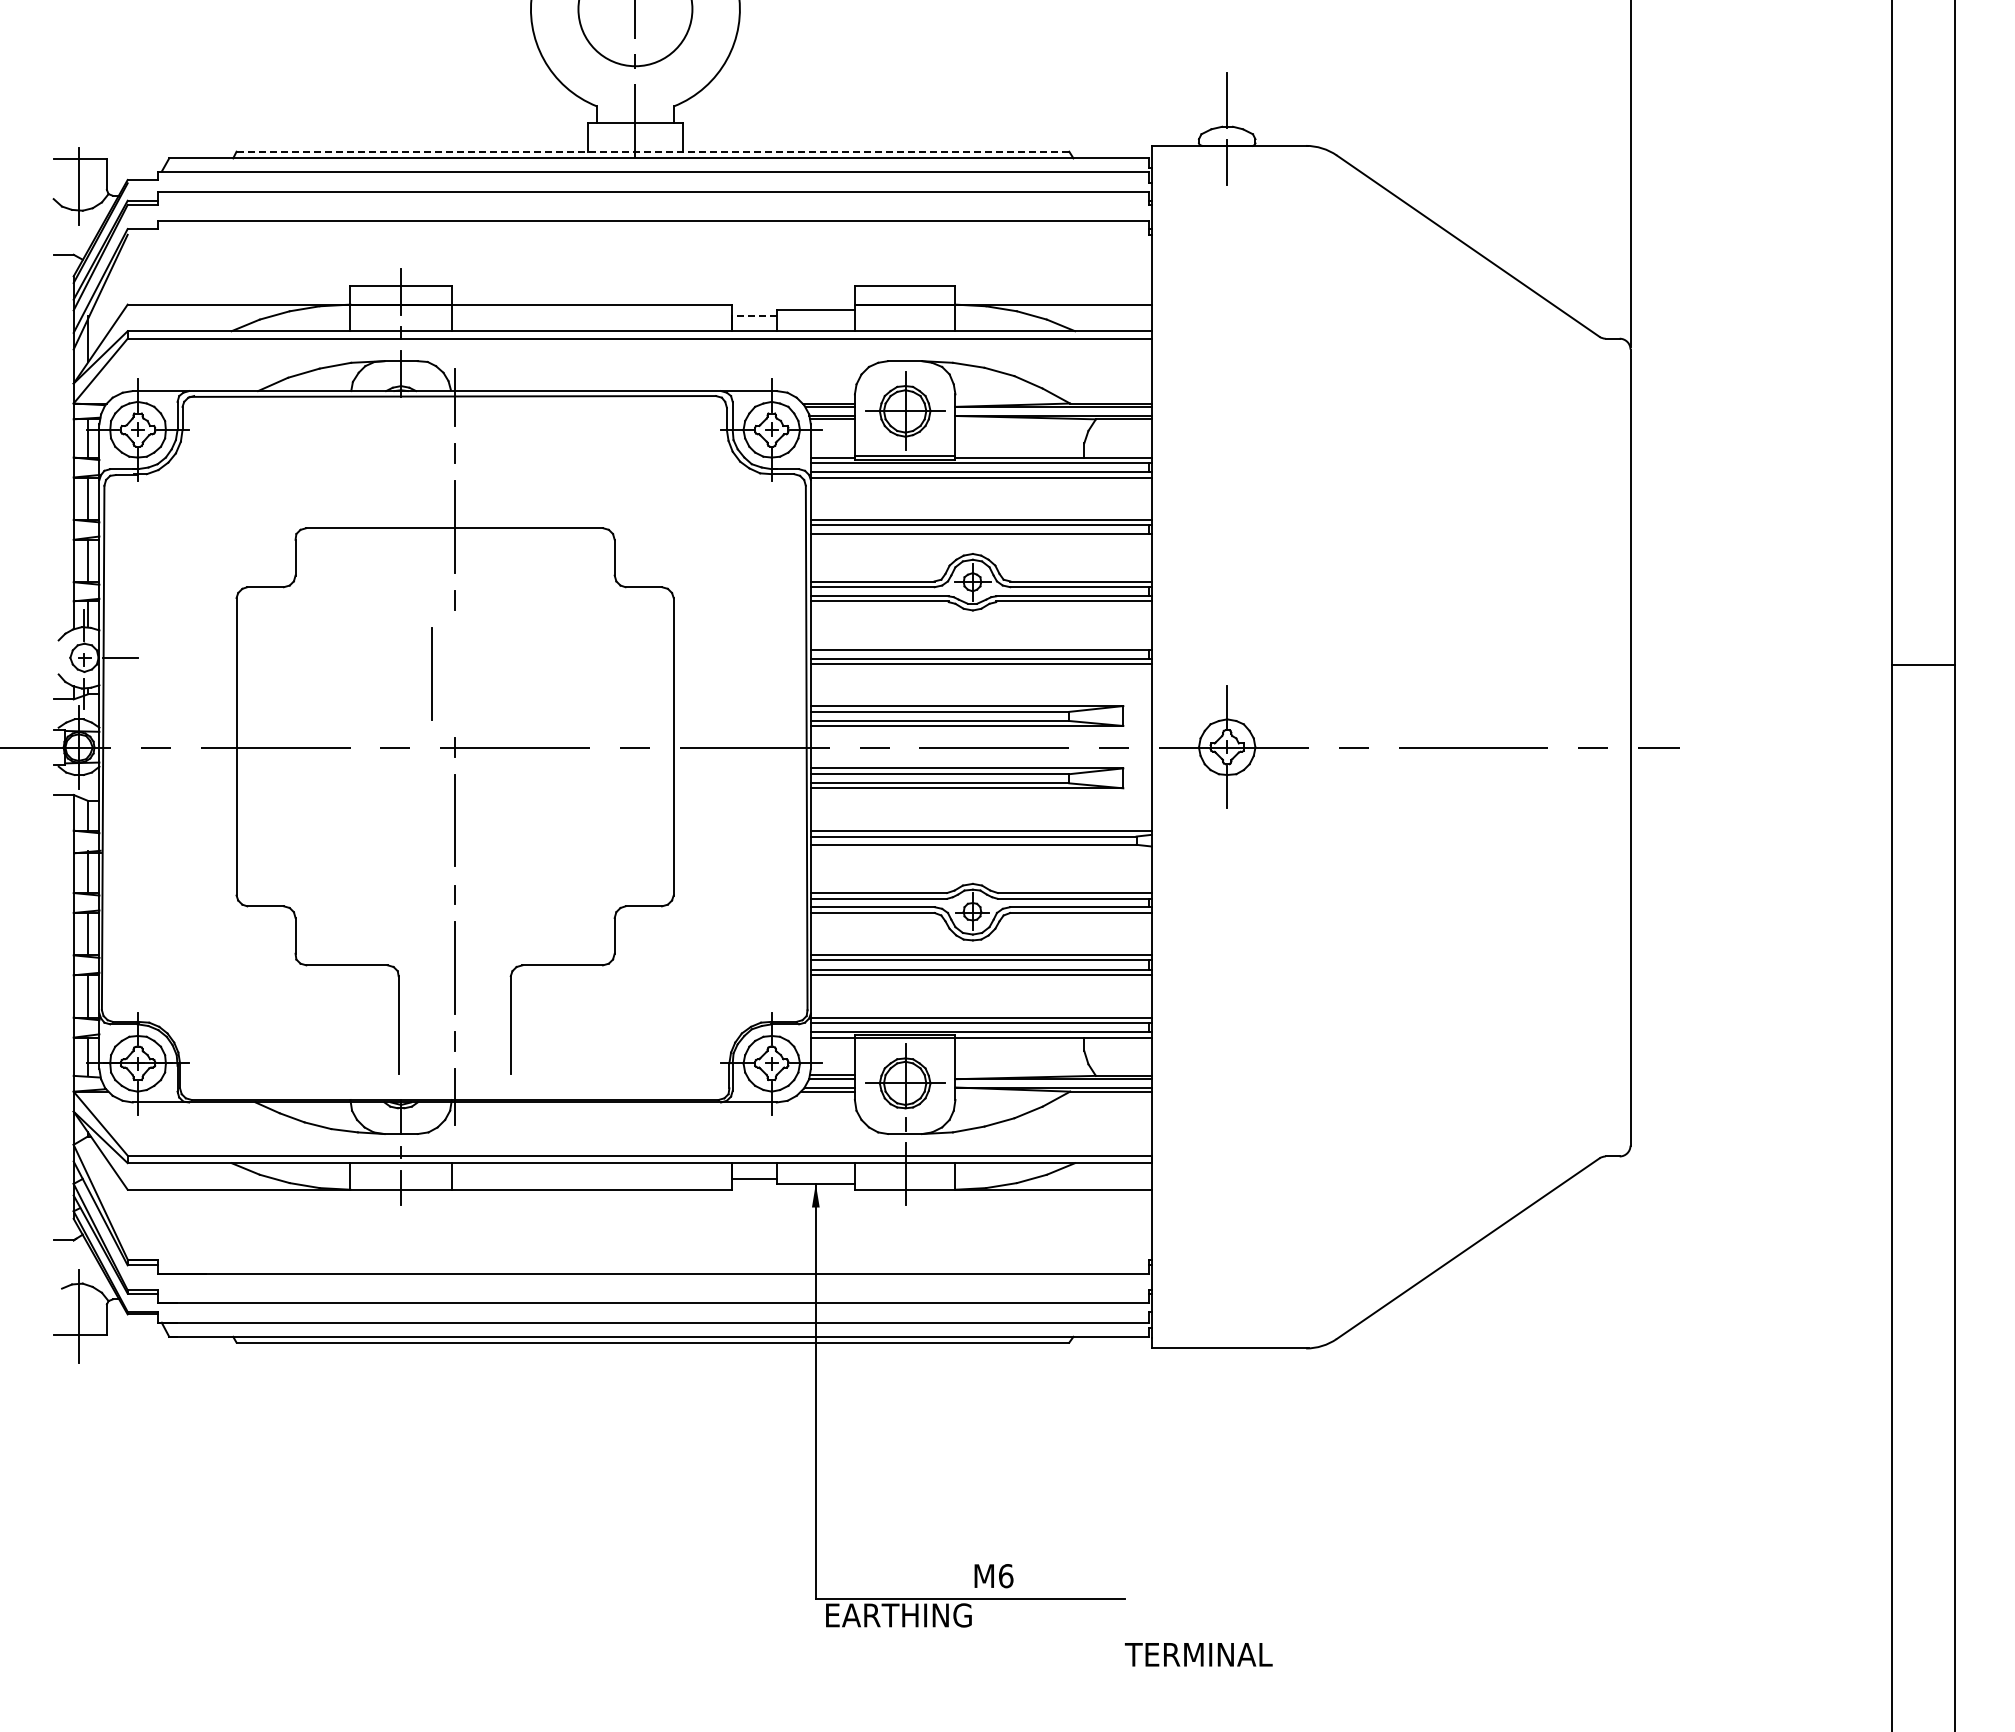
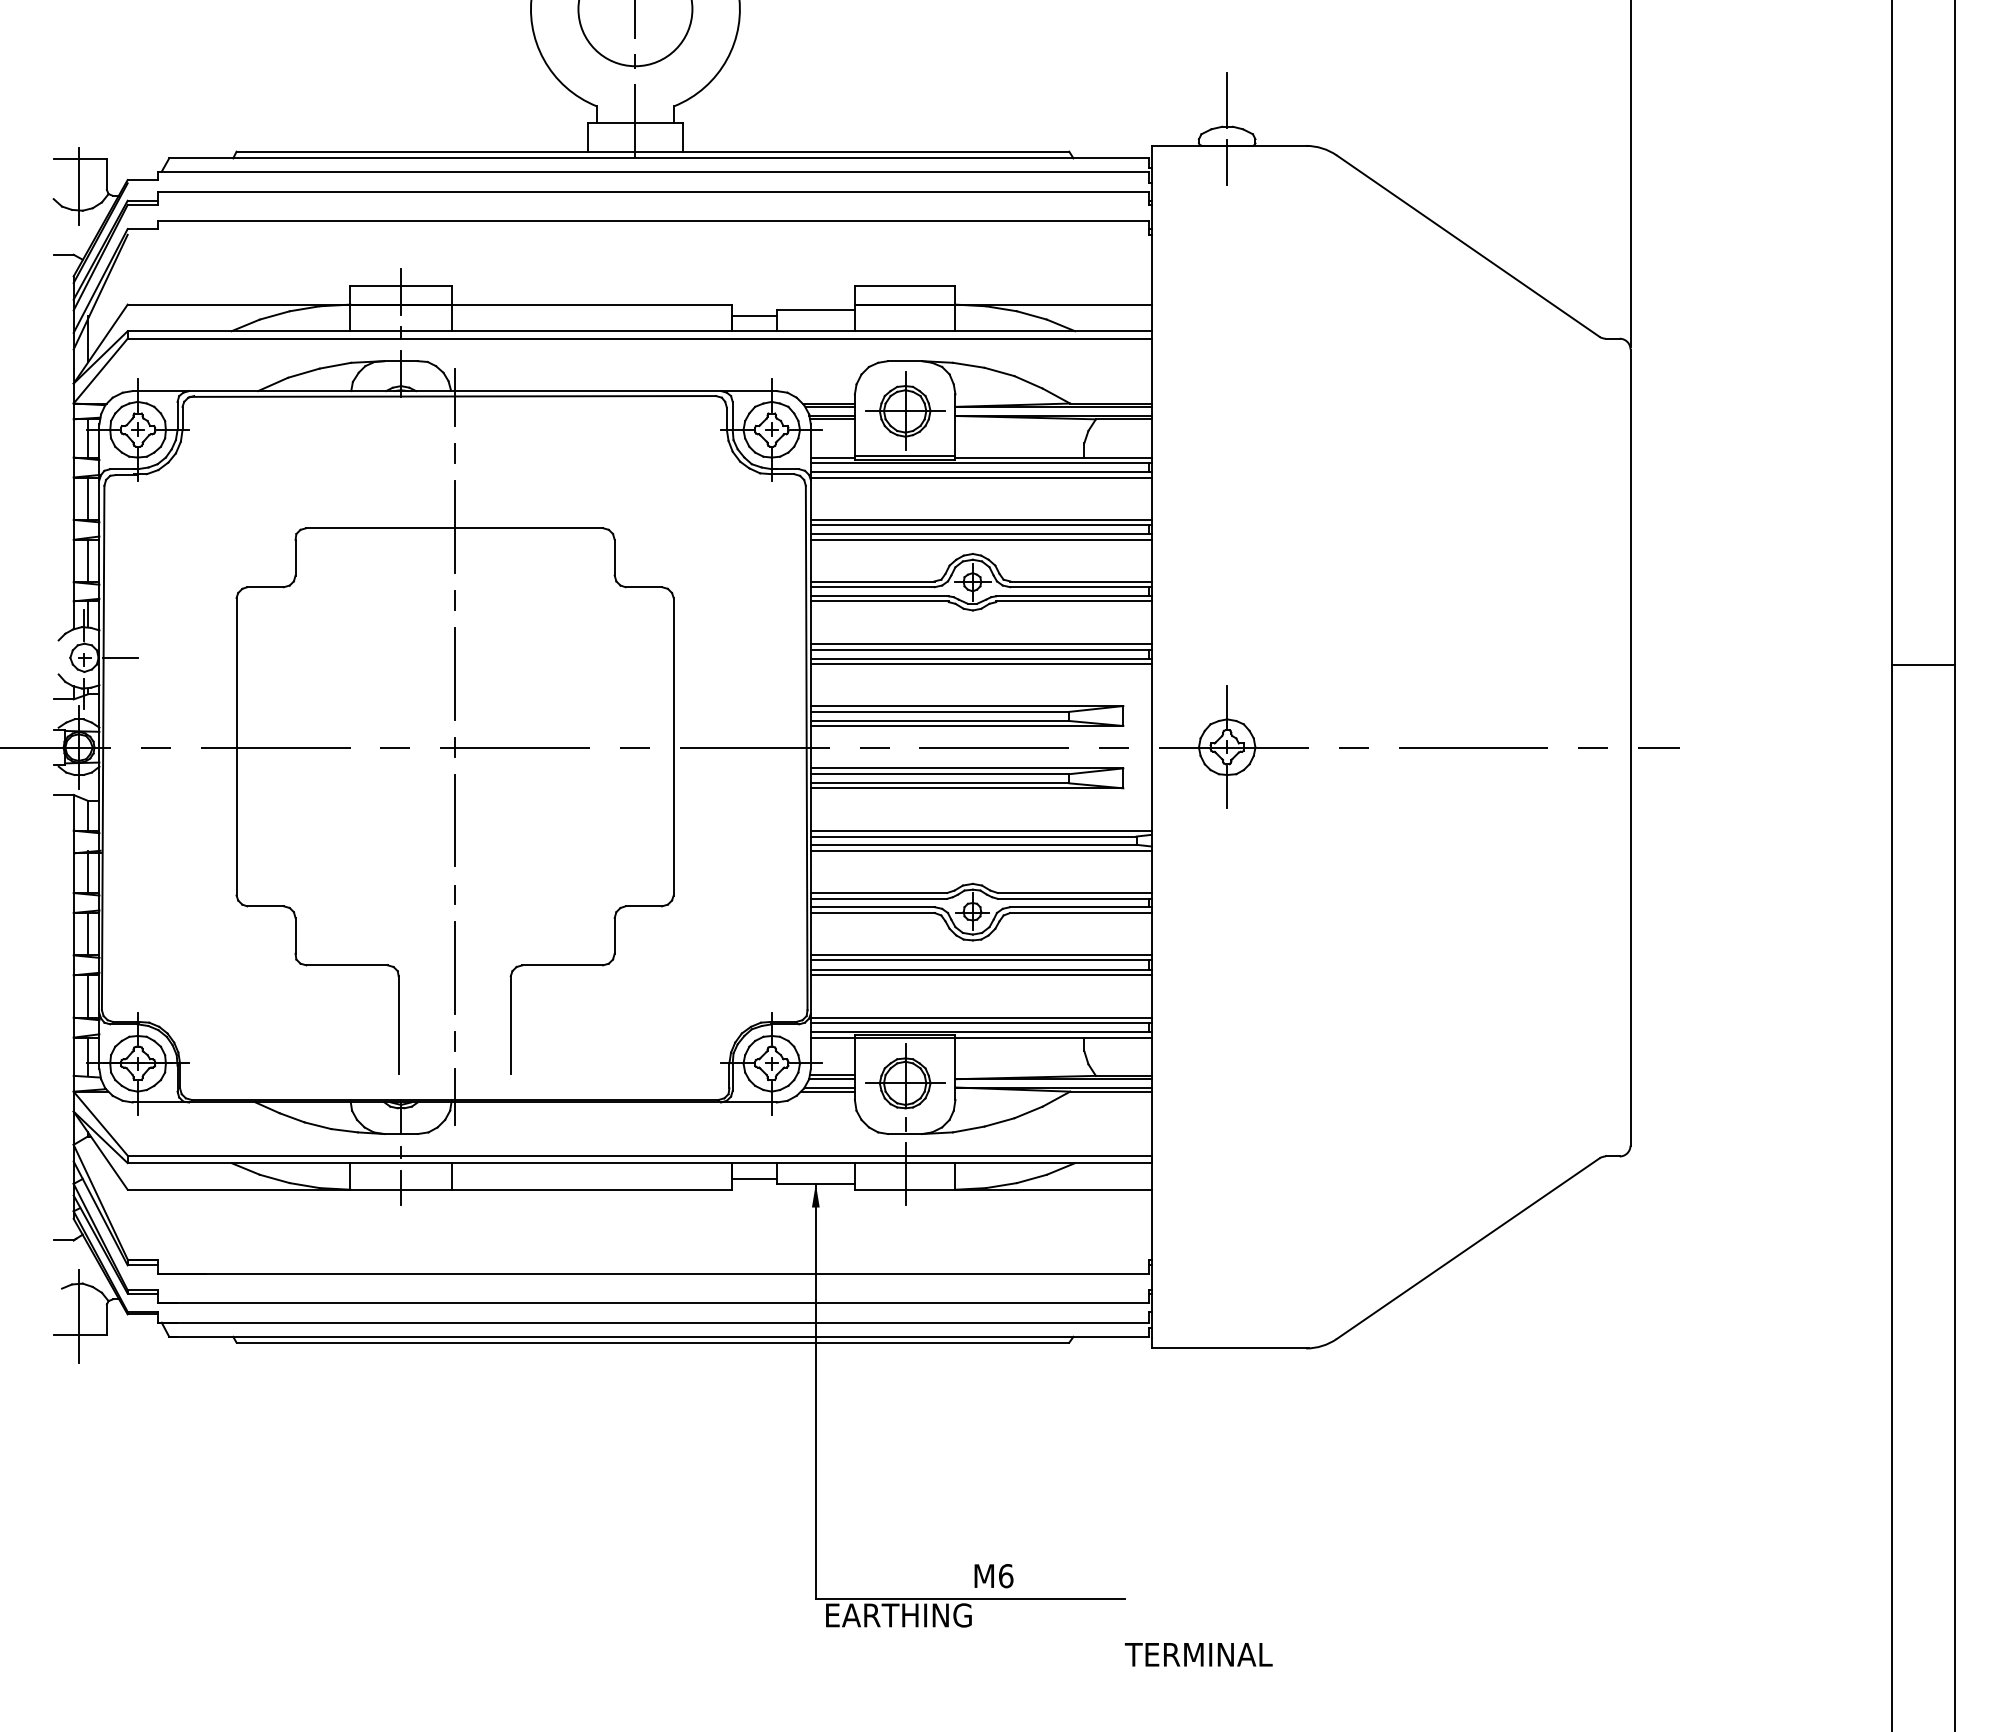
line: dashed -> solid (652, 151)
line: dashed -> solid (753, 316)
line: none -> present (980, 539)
line: none -> present (980, 643)
line position: (431, 673) -> (454, 673) (454, 673)
line: none -> present (980, 850)
